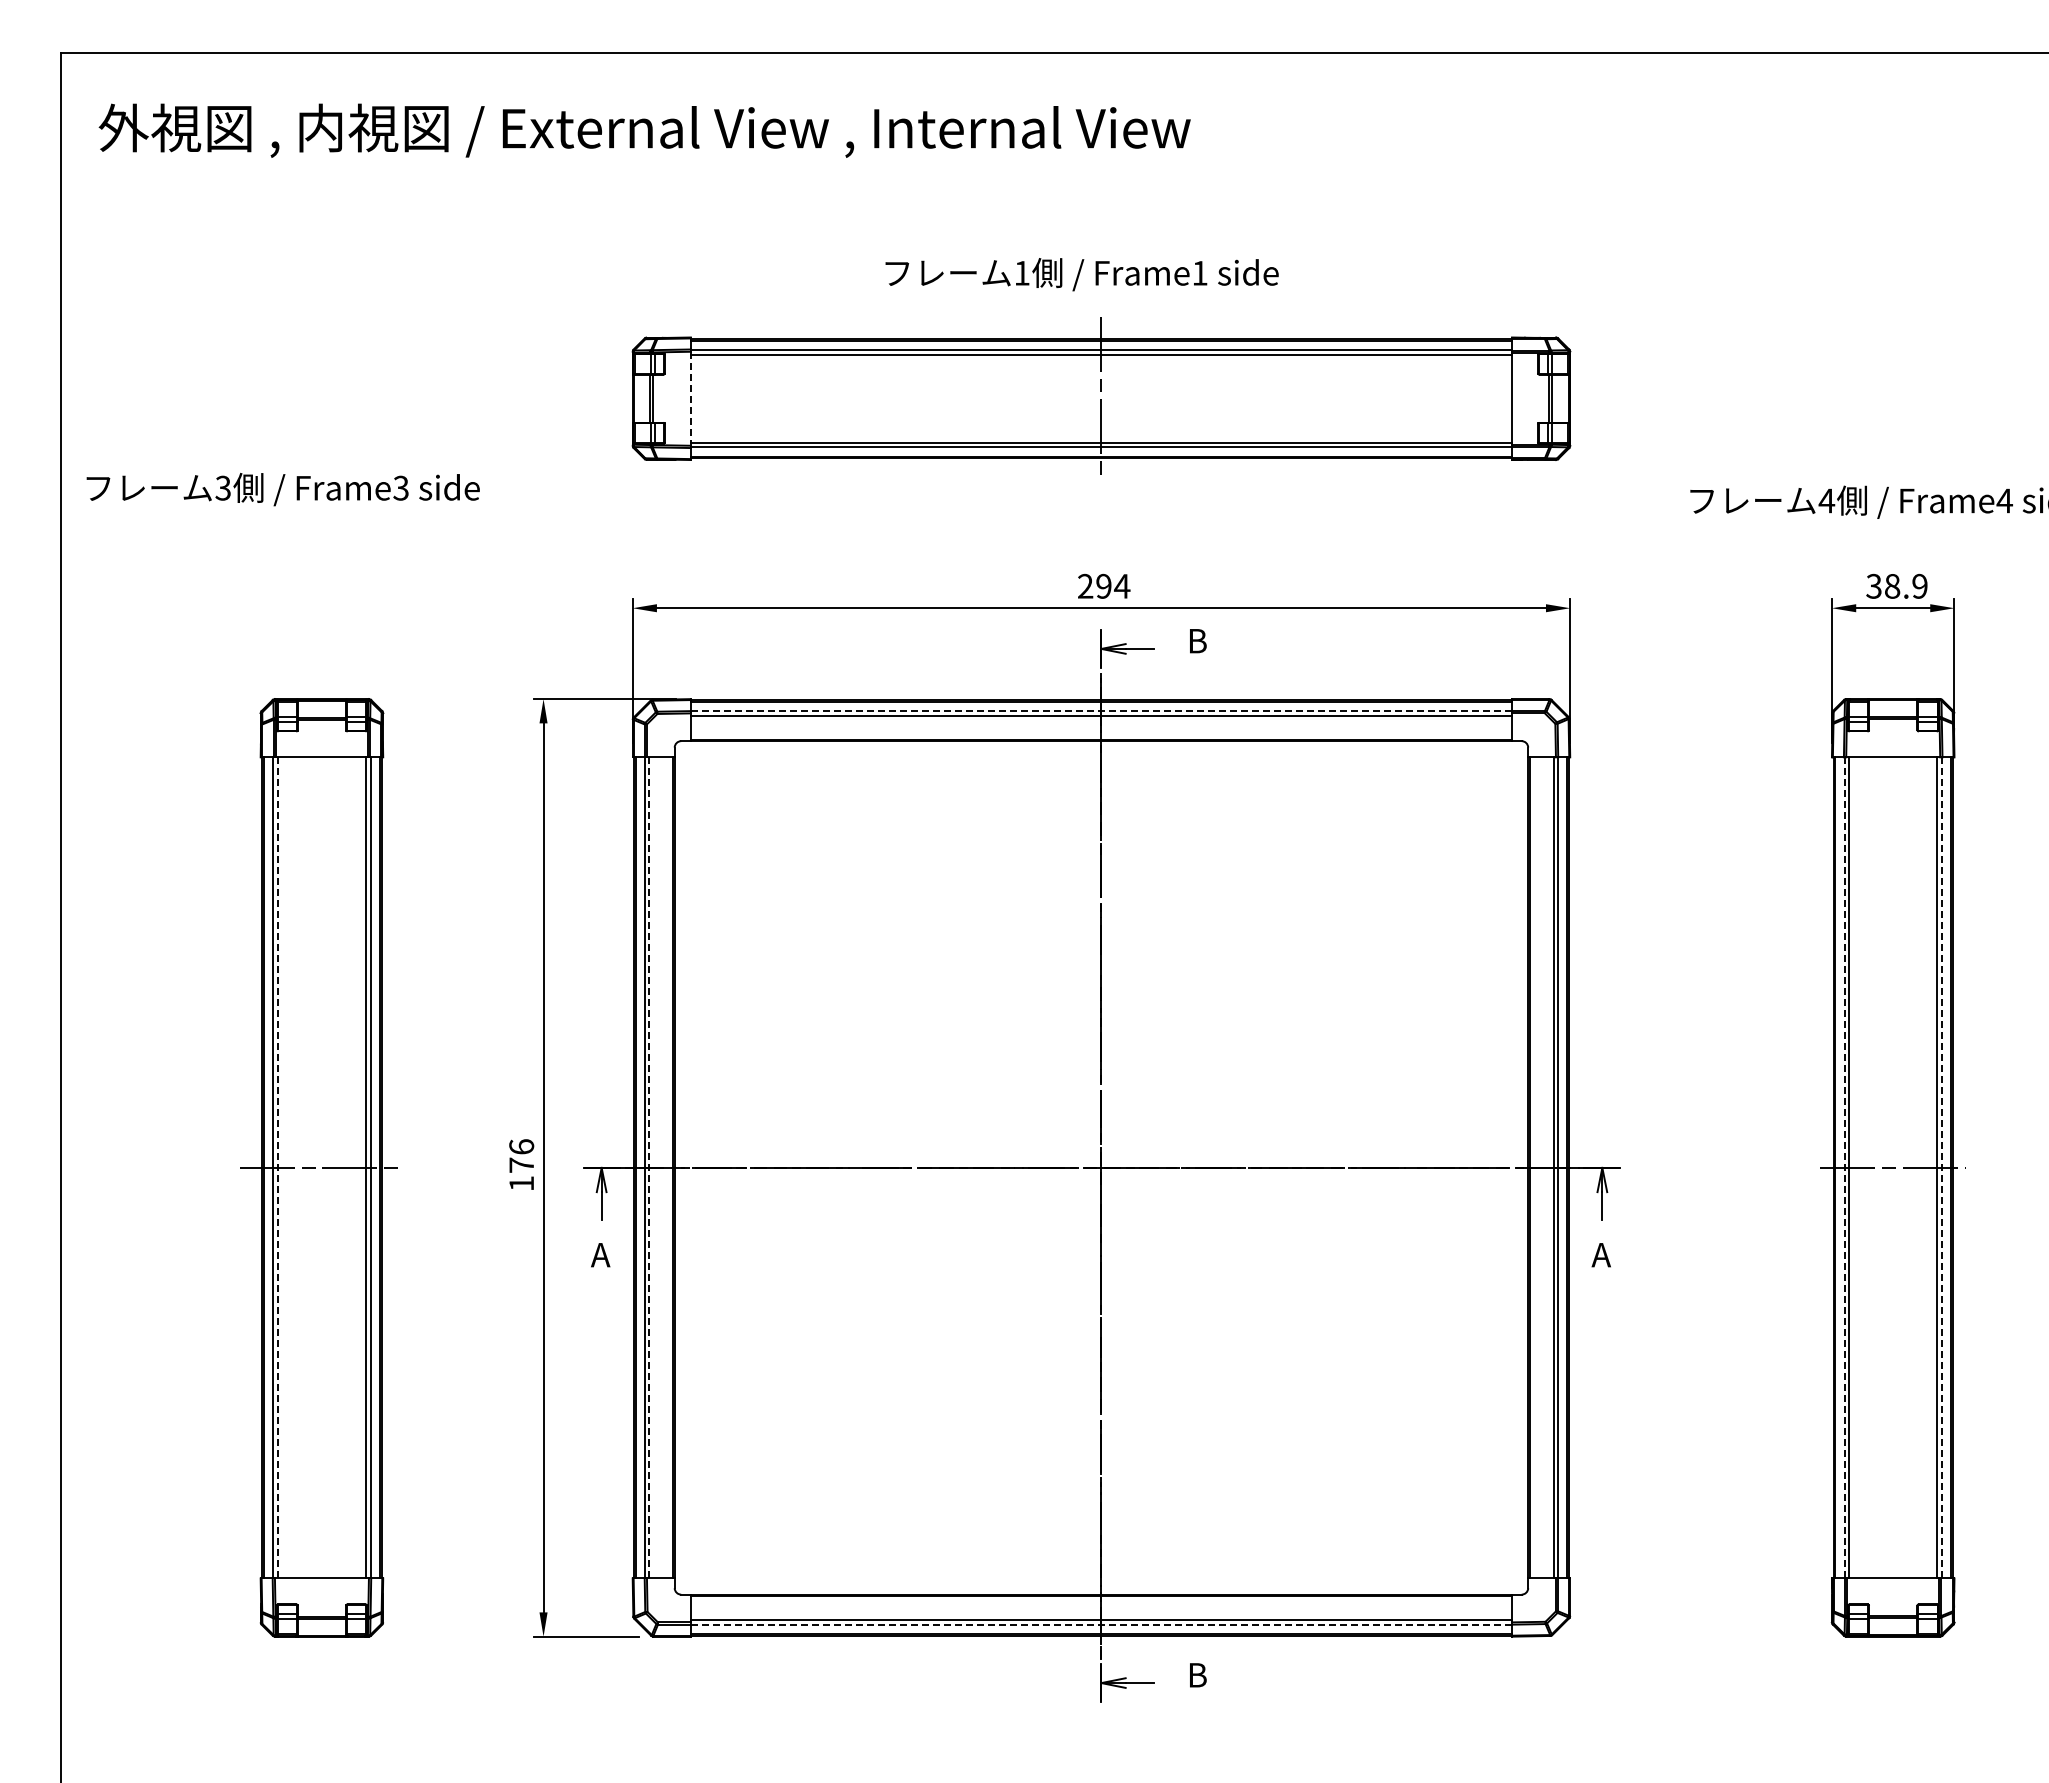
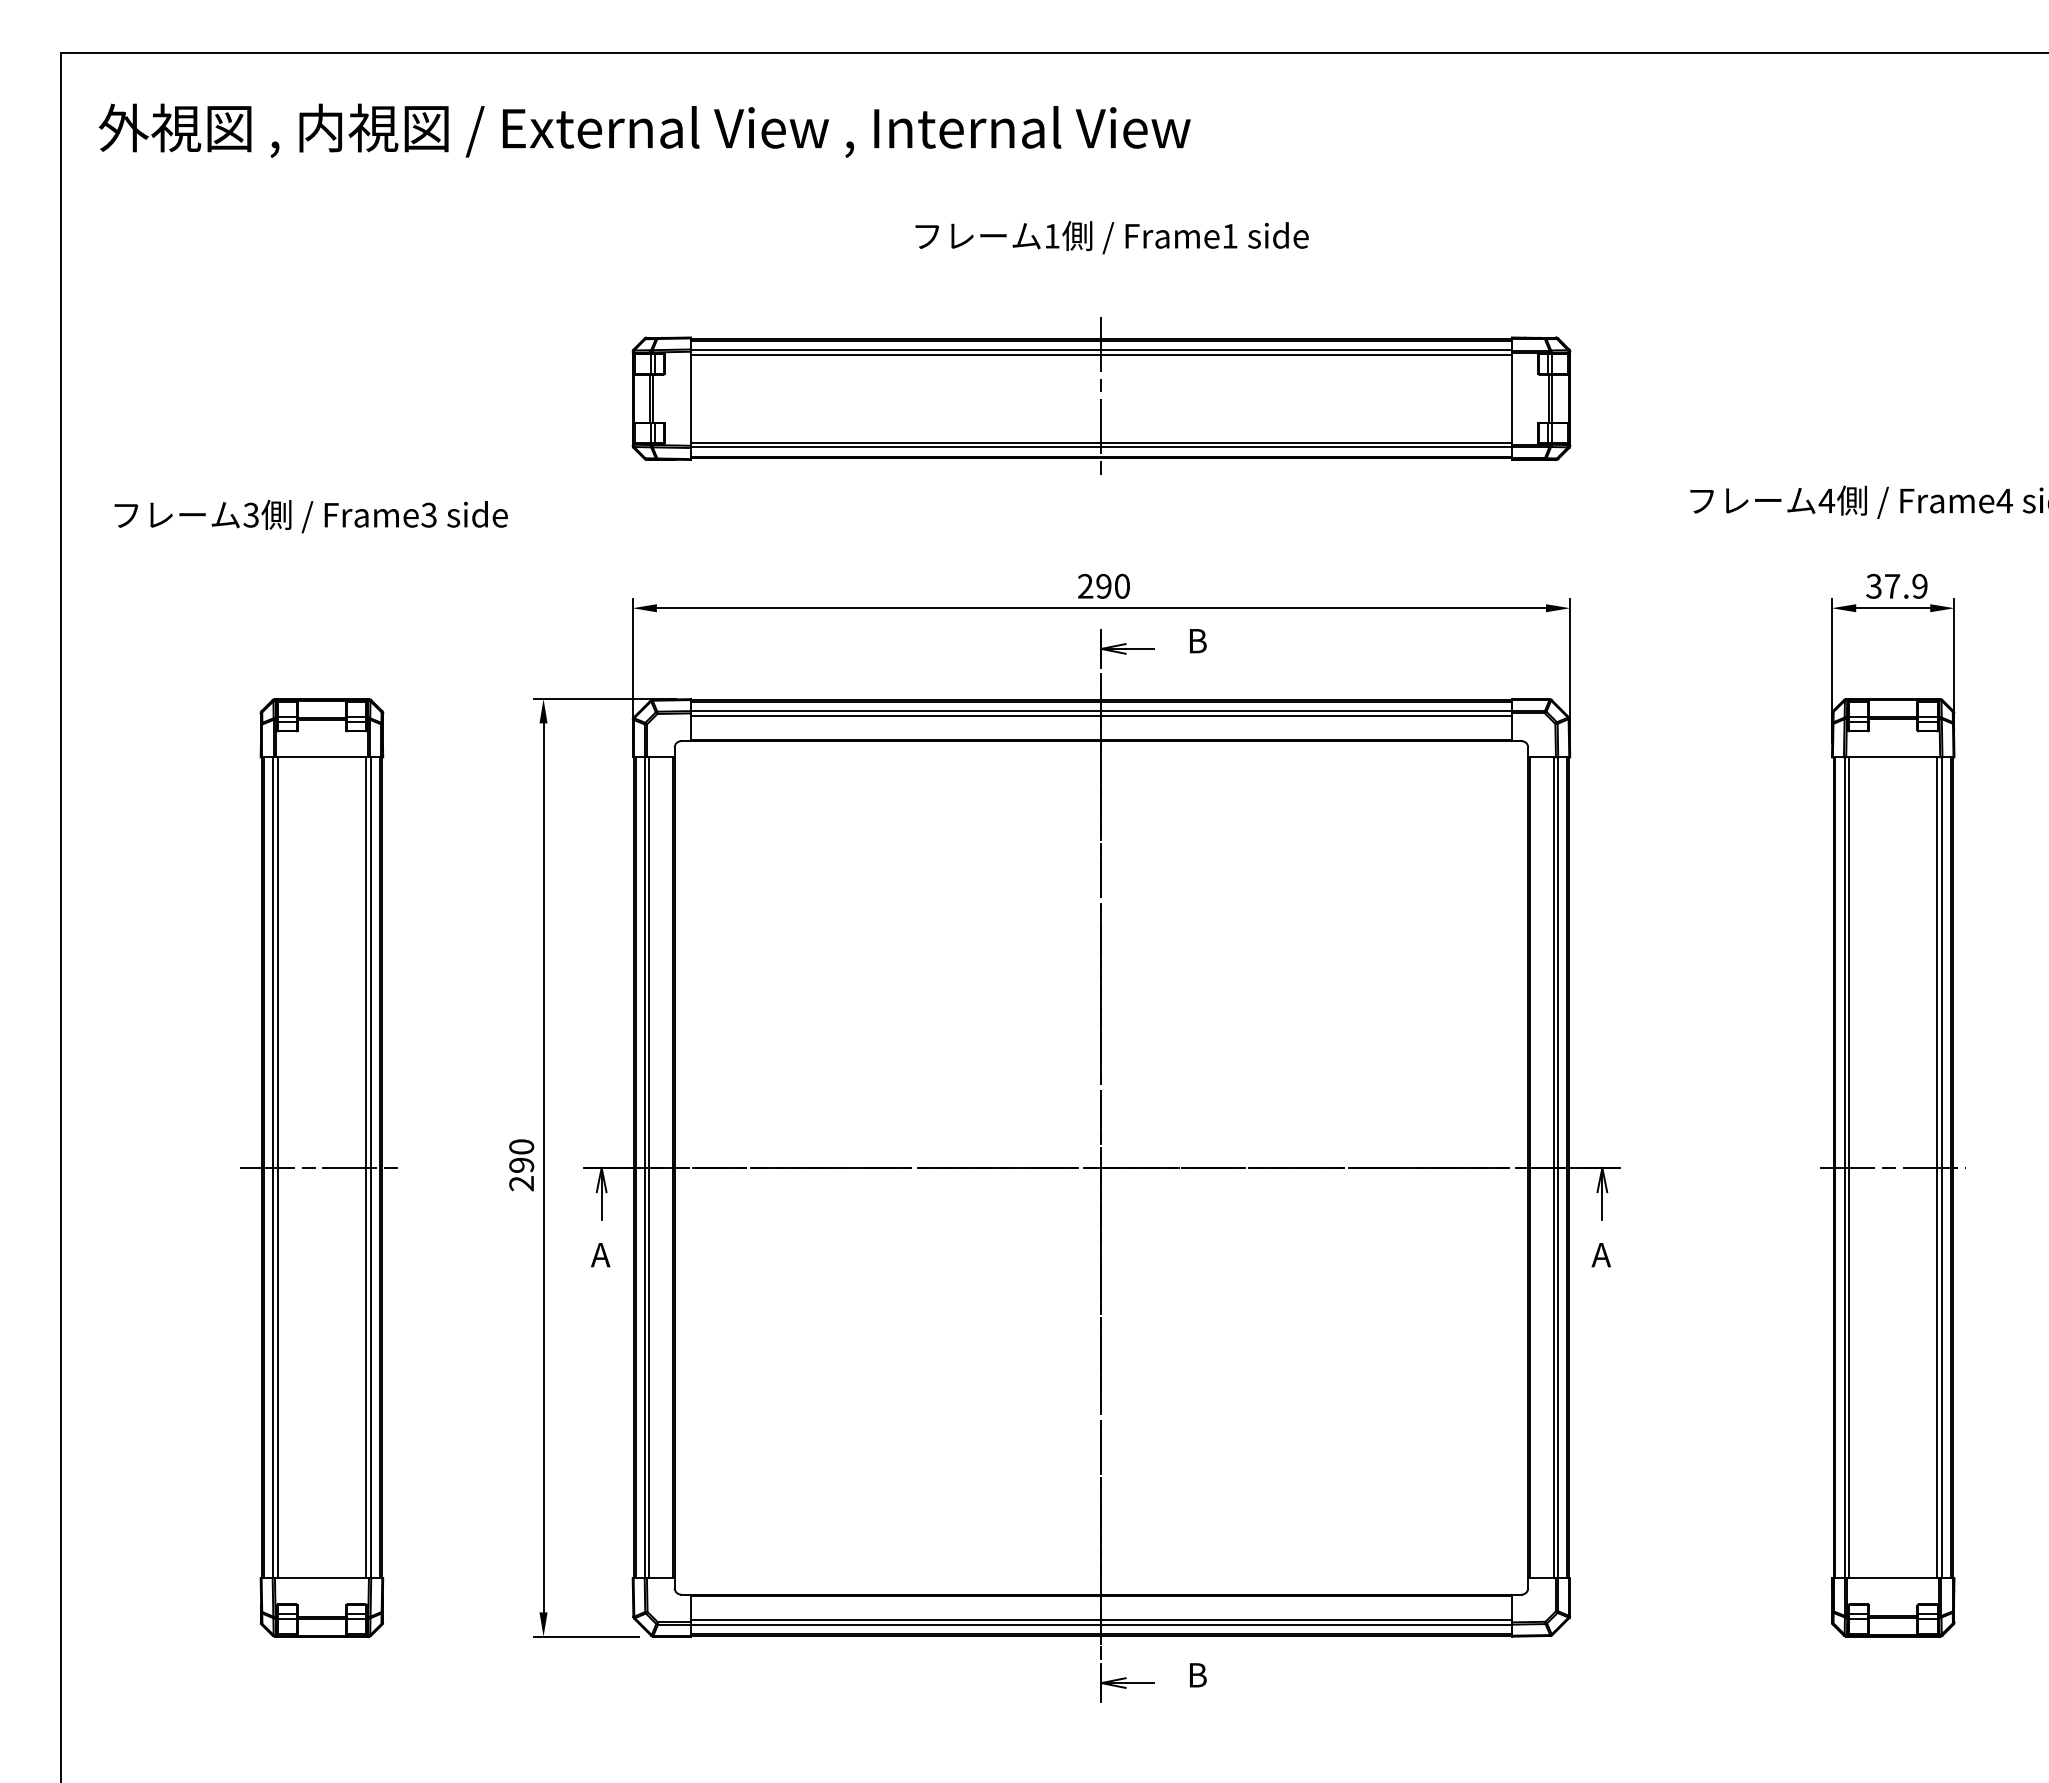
text position: (1081, 274) -> (1111, 237) (1111, 237)
line: dashed -> solid (690, 398)
text position: (282, 489) -> (310, 516) (310, 516)
text: 294 -> 290 (1122, 585)
text: 38.9 -> 37.9 (1892, 586)
line: dashed -> solid (1101, 711)
text: 176 -> 290 (521, 1165)
line: dashed -> solid (277, 1167)
line: dashed -> solid (649, 1167)
line: dashed -> solid (1844, 1167)
line: dashed -> solid (1941, 1167)
line: dashed -> solid (1101, 1624)
